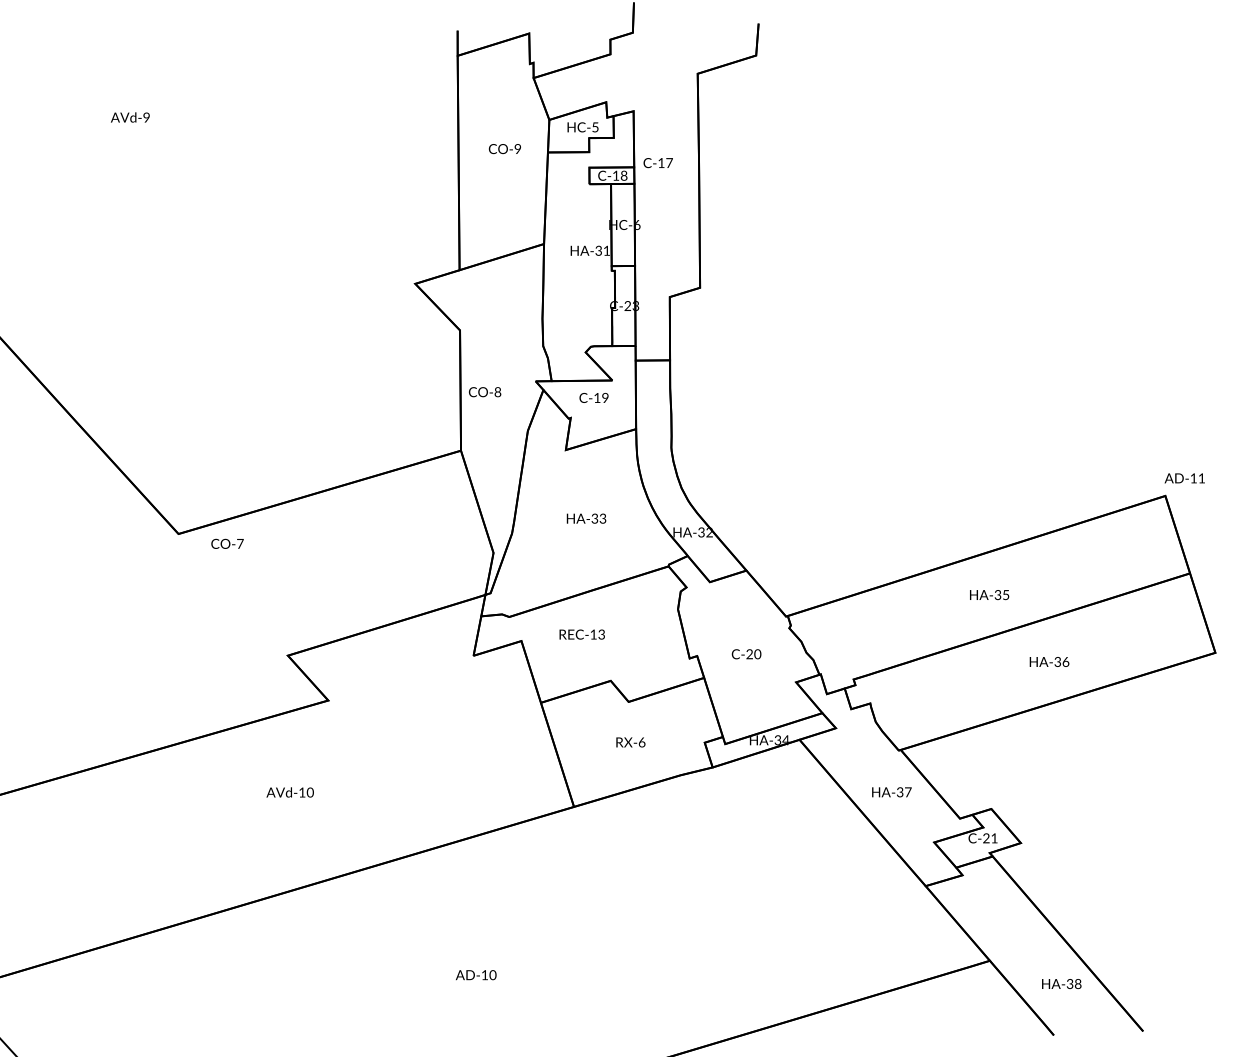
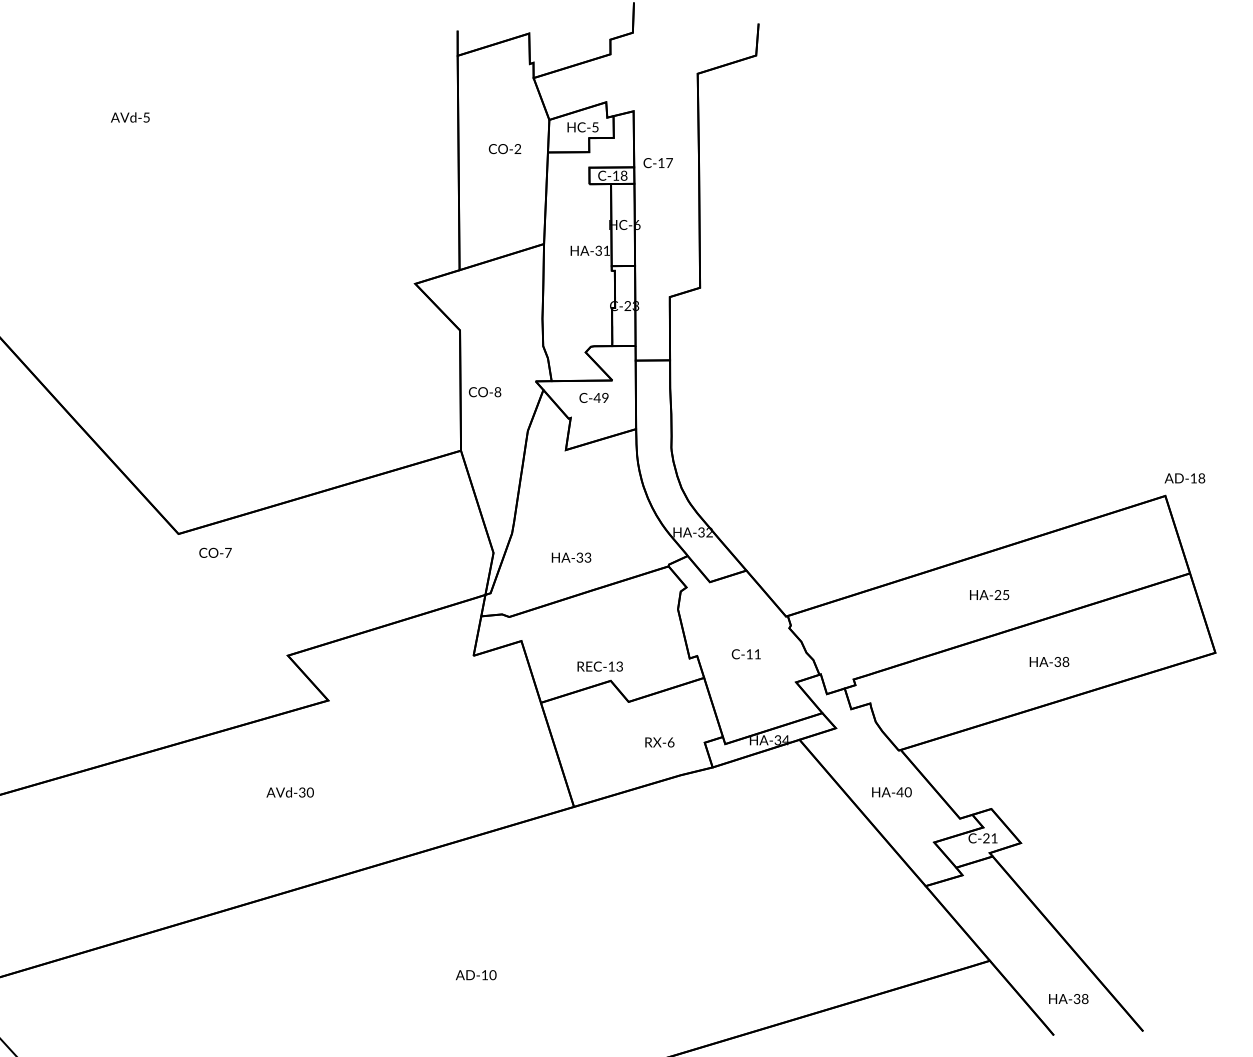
text: AVd-9 -> AVd-5 (146, 117)
text: CO-9 -> CO-2 (517, 149)
text: C-19 -> C-49 (596, 397)
text: AD-11 -> AD-18 (1201, 478)
text position: (586, 518) -> (571, 557) (571, 557)
text position: (227, 543) -> (215, 552) (215, 552)
text: HA-35 -> HA-25 (997, 596)
text position: (581, 634) -> (599, 666) (599, 666)
text: C-20 -> C-11 (753, 654)
text: HA-36 -> HA-38 (1065, 661)
text position: (630, 742) -> (659, 742) (659, 742)
text: AVd-10 -> AVd-30 (302, 792)
text: HA-37 -> HA-40 (903, 792)
text position: (1061, 984) -> (1068, 999) (1068, 999)
